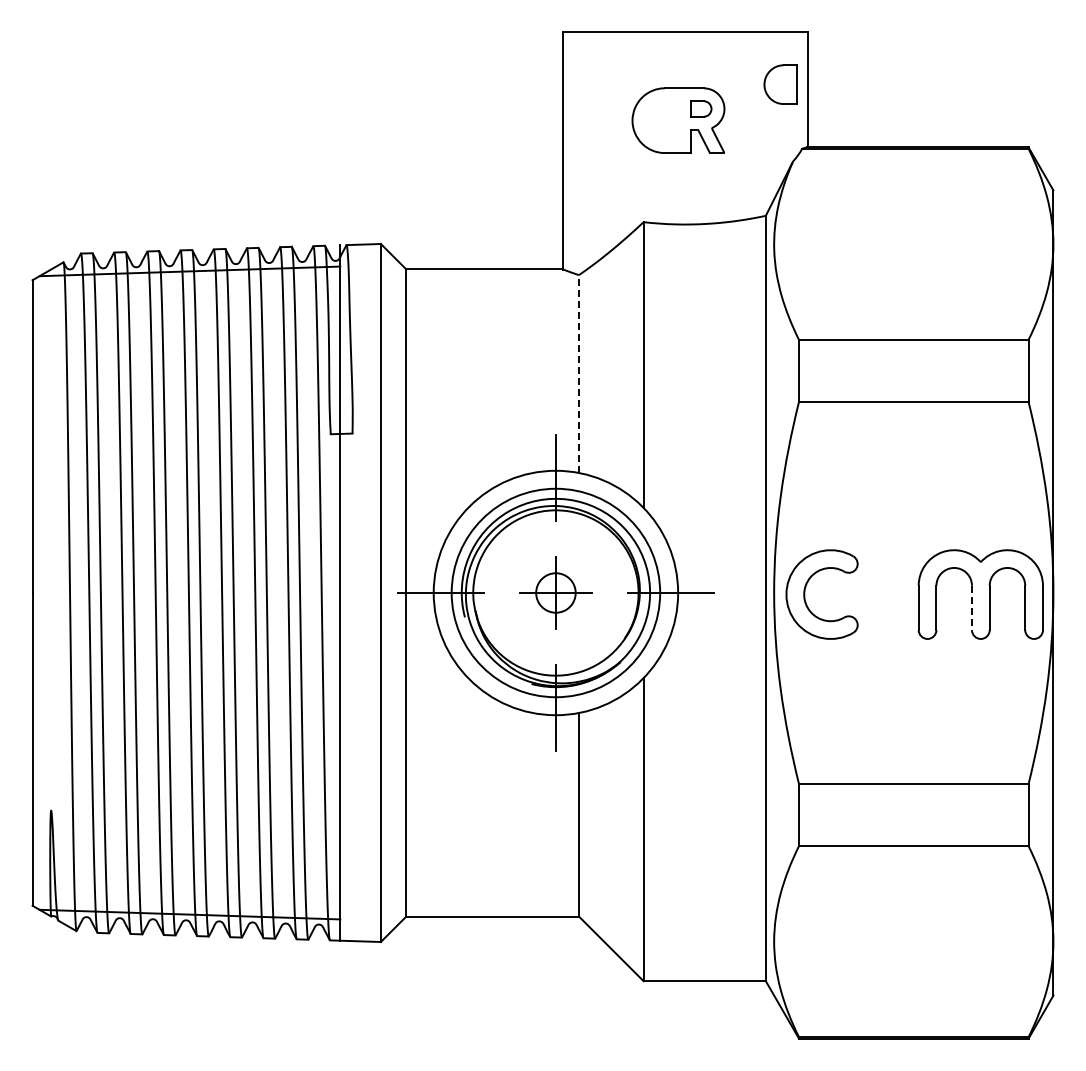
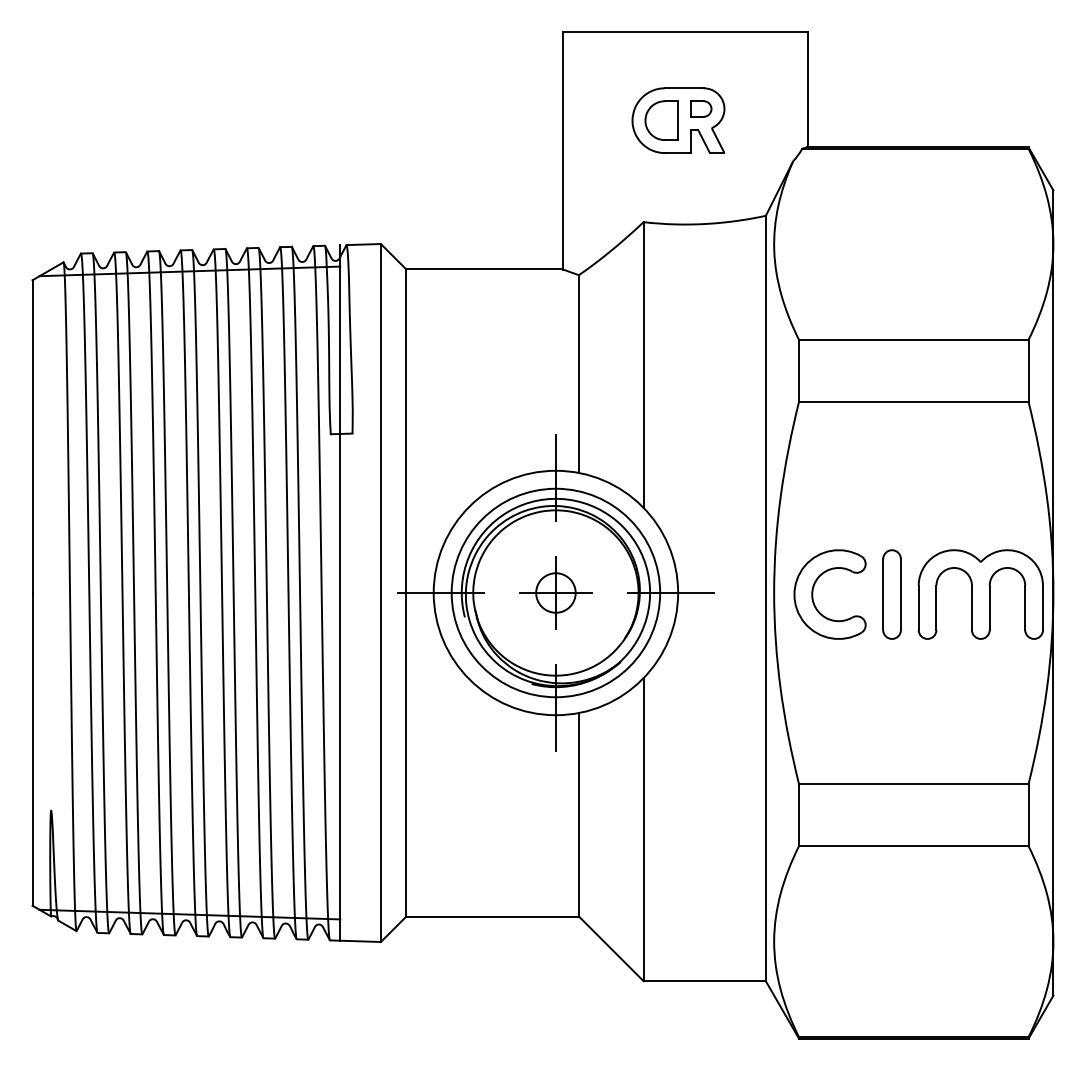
part position: (780, 84) -> (661, 120) (661, 120)
line: dashed -> solid (578, 374)
part position: (805, 594) -> (813, 594) (813, 594)
part: none -> present (891, 594)
line: dashed -> solid (971, 608)
